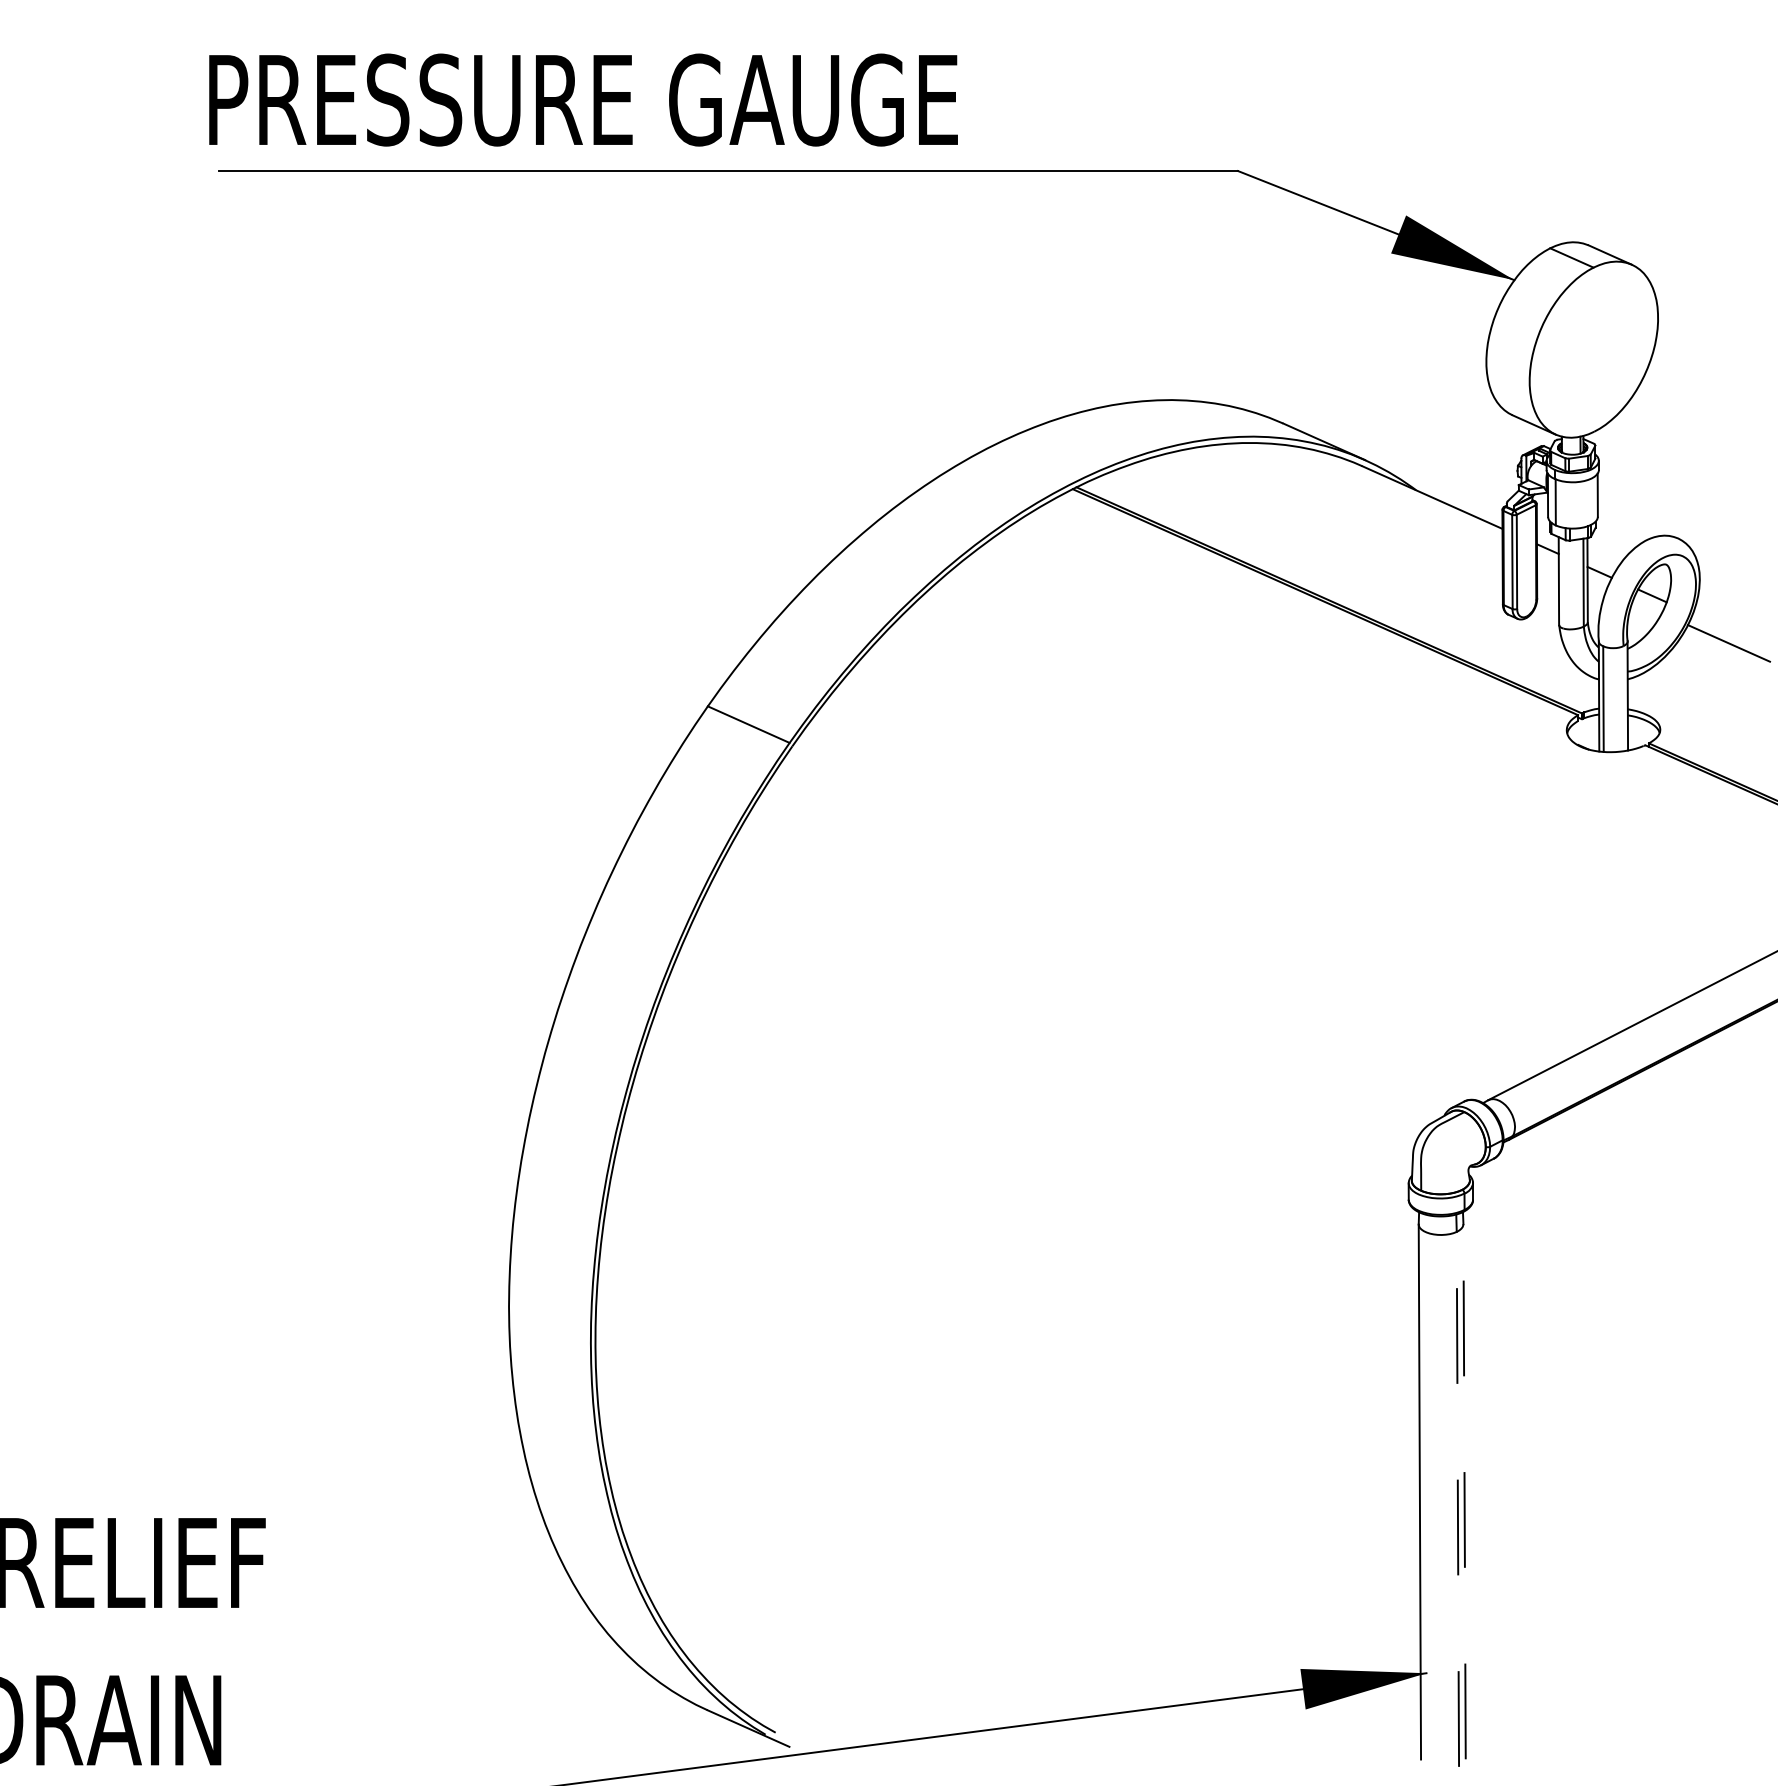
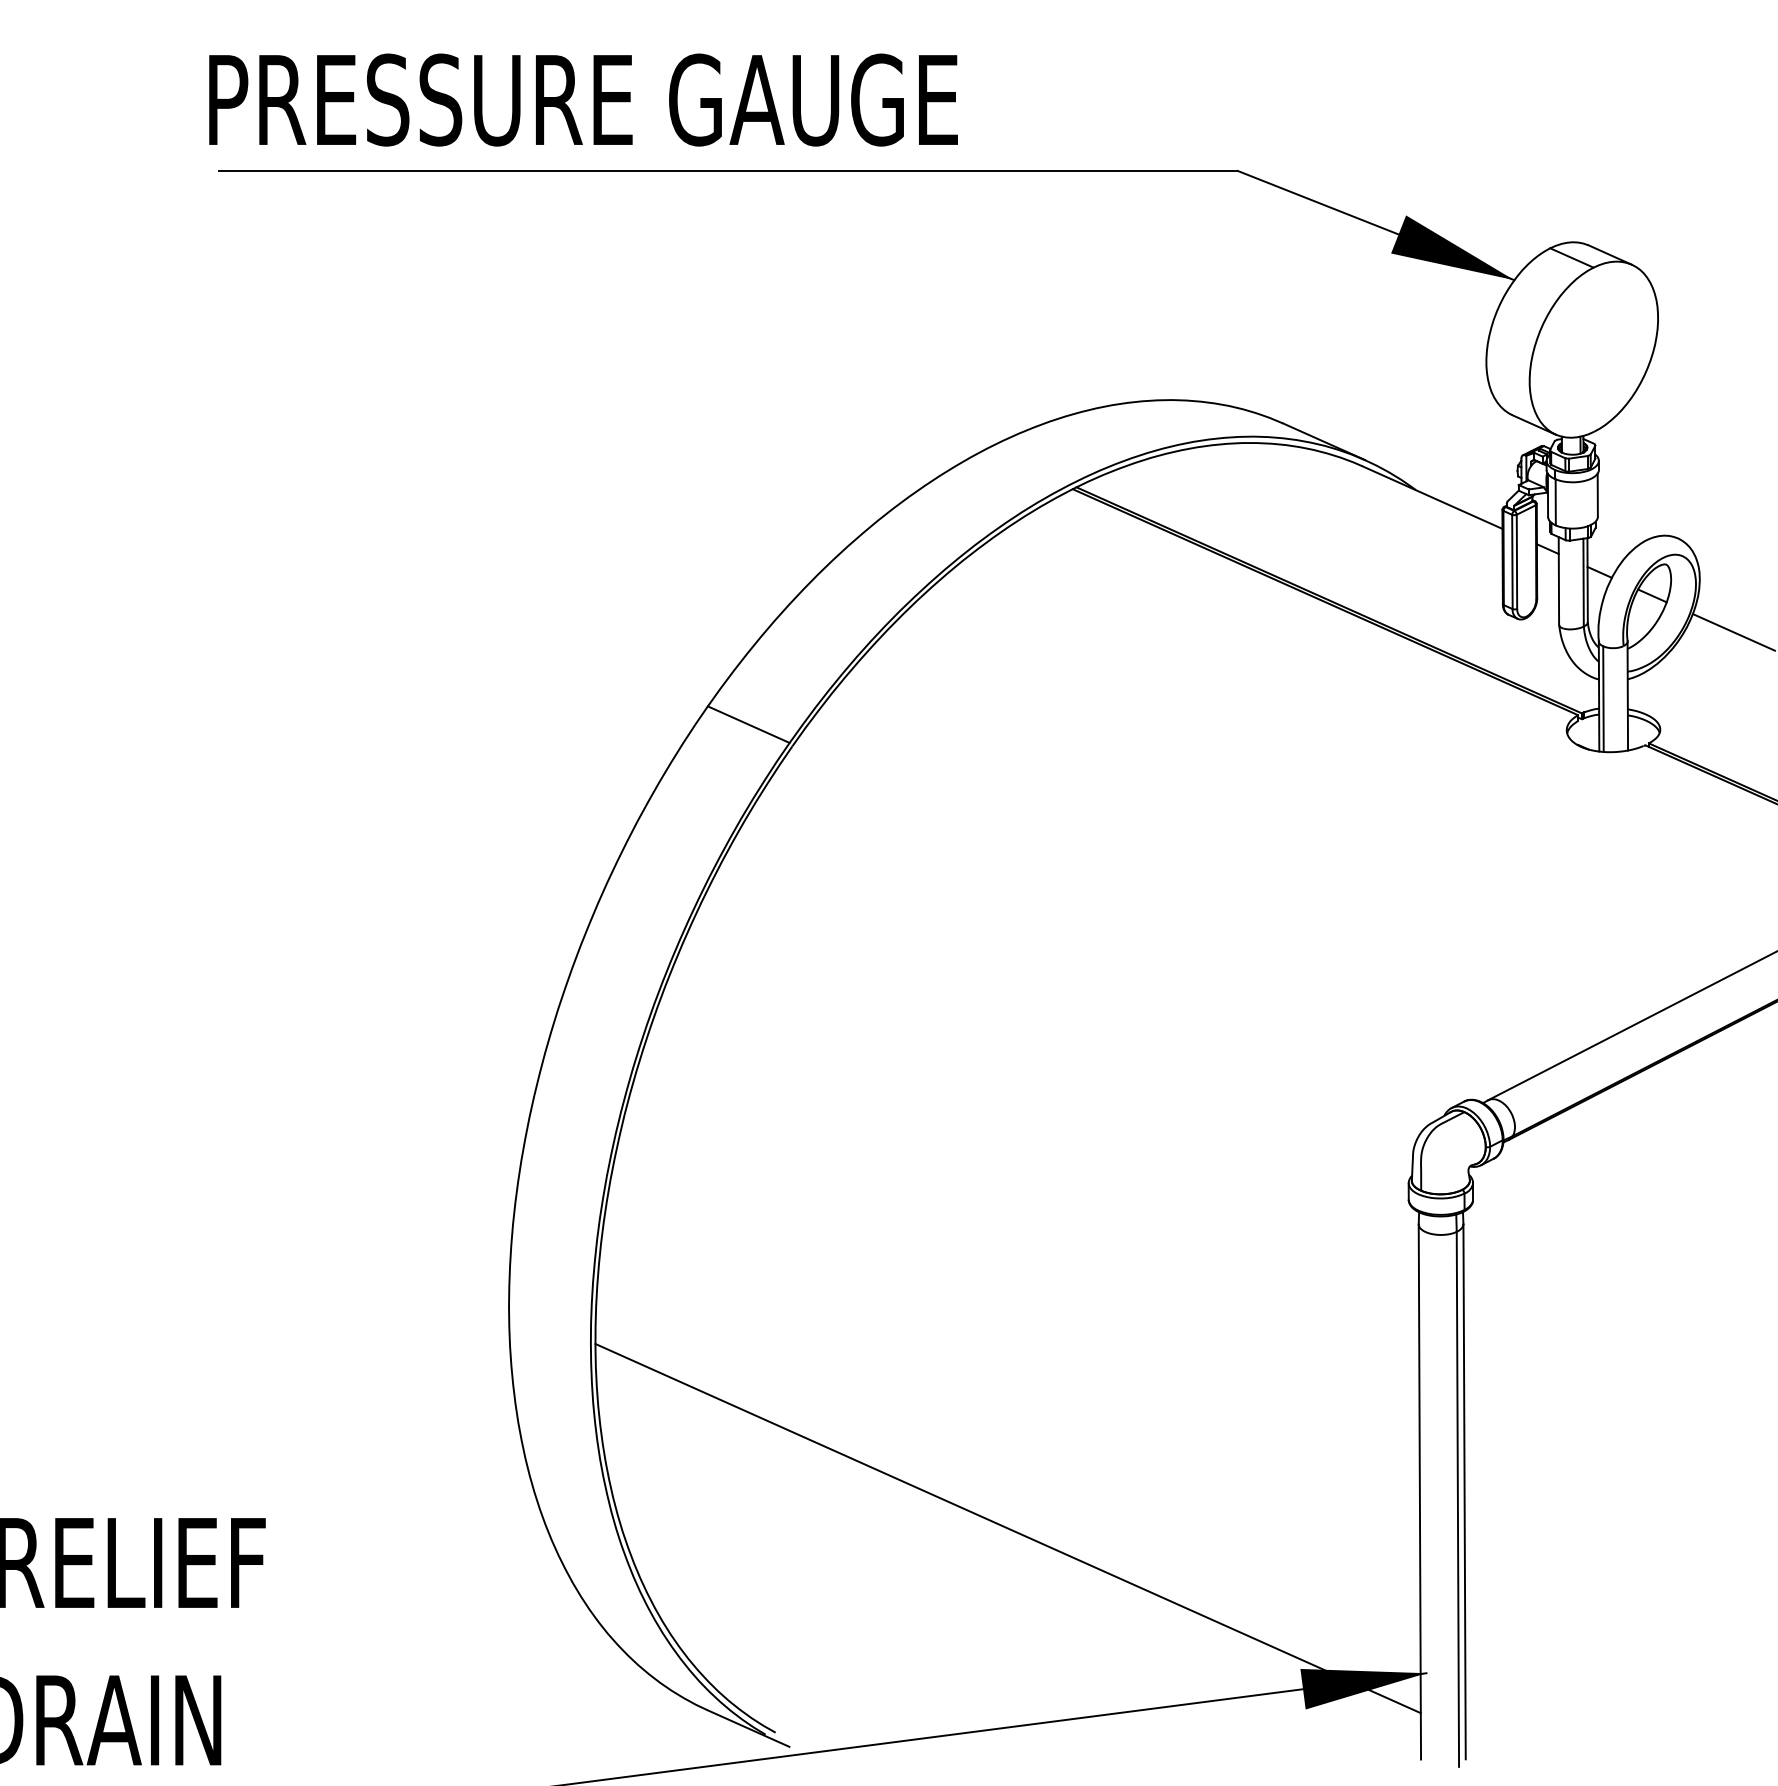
line position: (1728, 643) -> (1733, 632) (1733, 632)
line: dashed -> solid (1464, 1491)
line: dashed -> solid (1457, 1498)
line: none -> present (1007, 1528)
